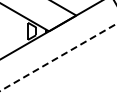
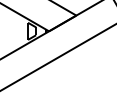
line: dashed -> solid (58, 57)
